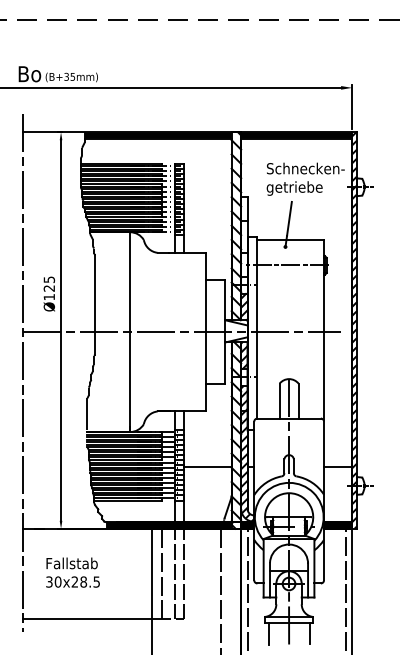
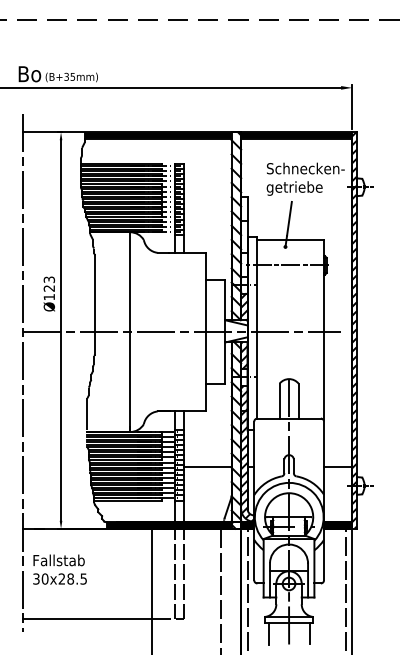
text: Ø125 -> Ø123 (48, 279)
text position: (72, 572) -> (59, 569) (59, 569)
line: present -> none (161, 573)
